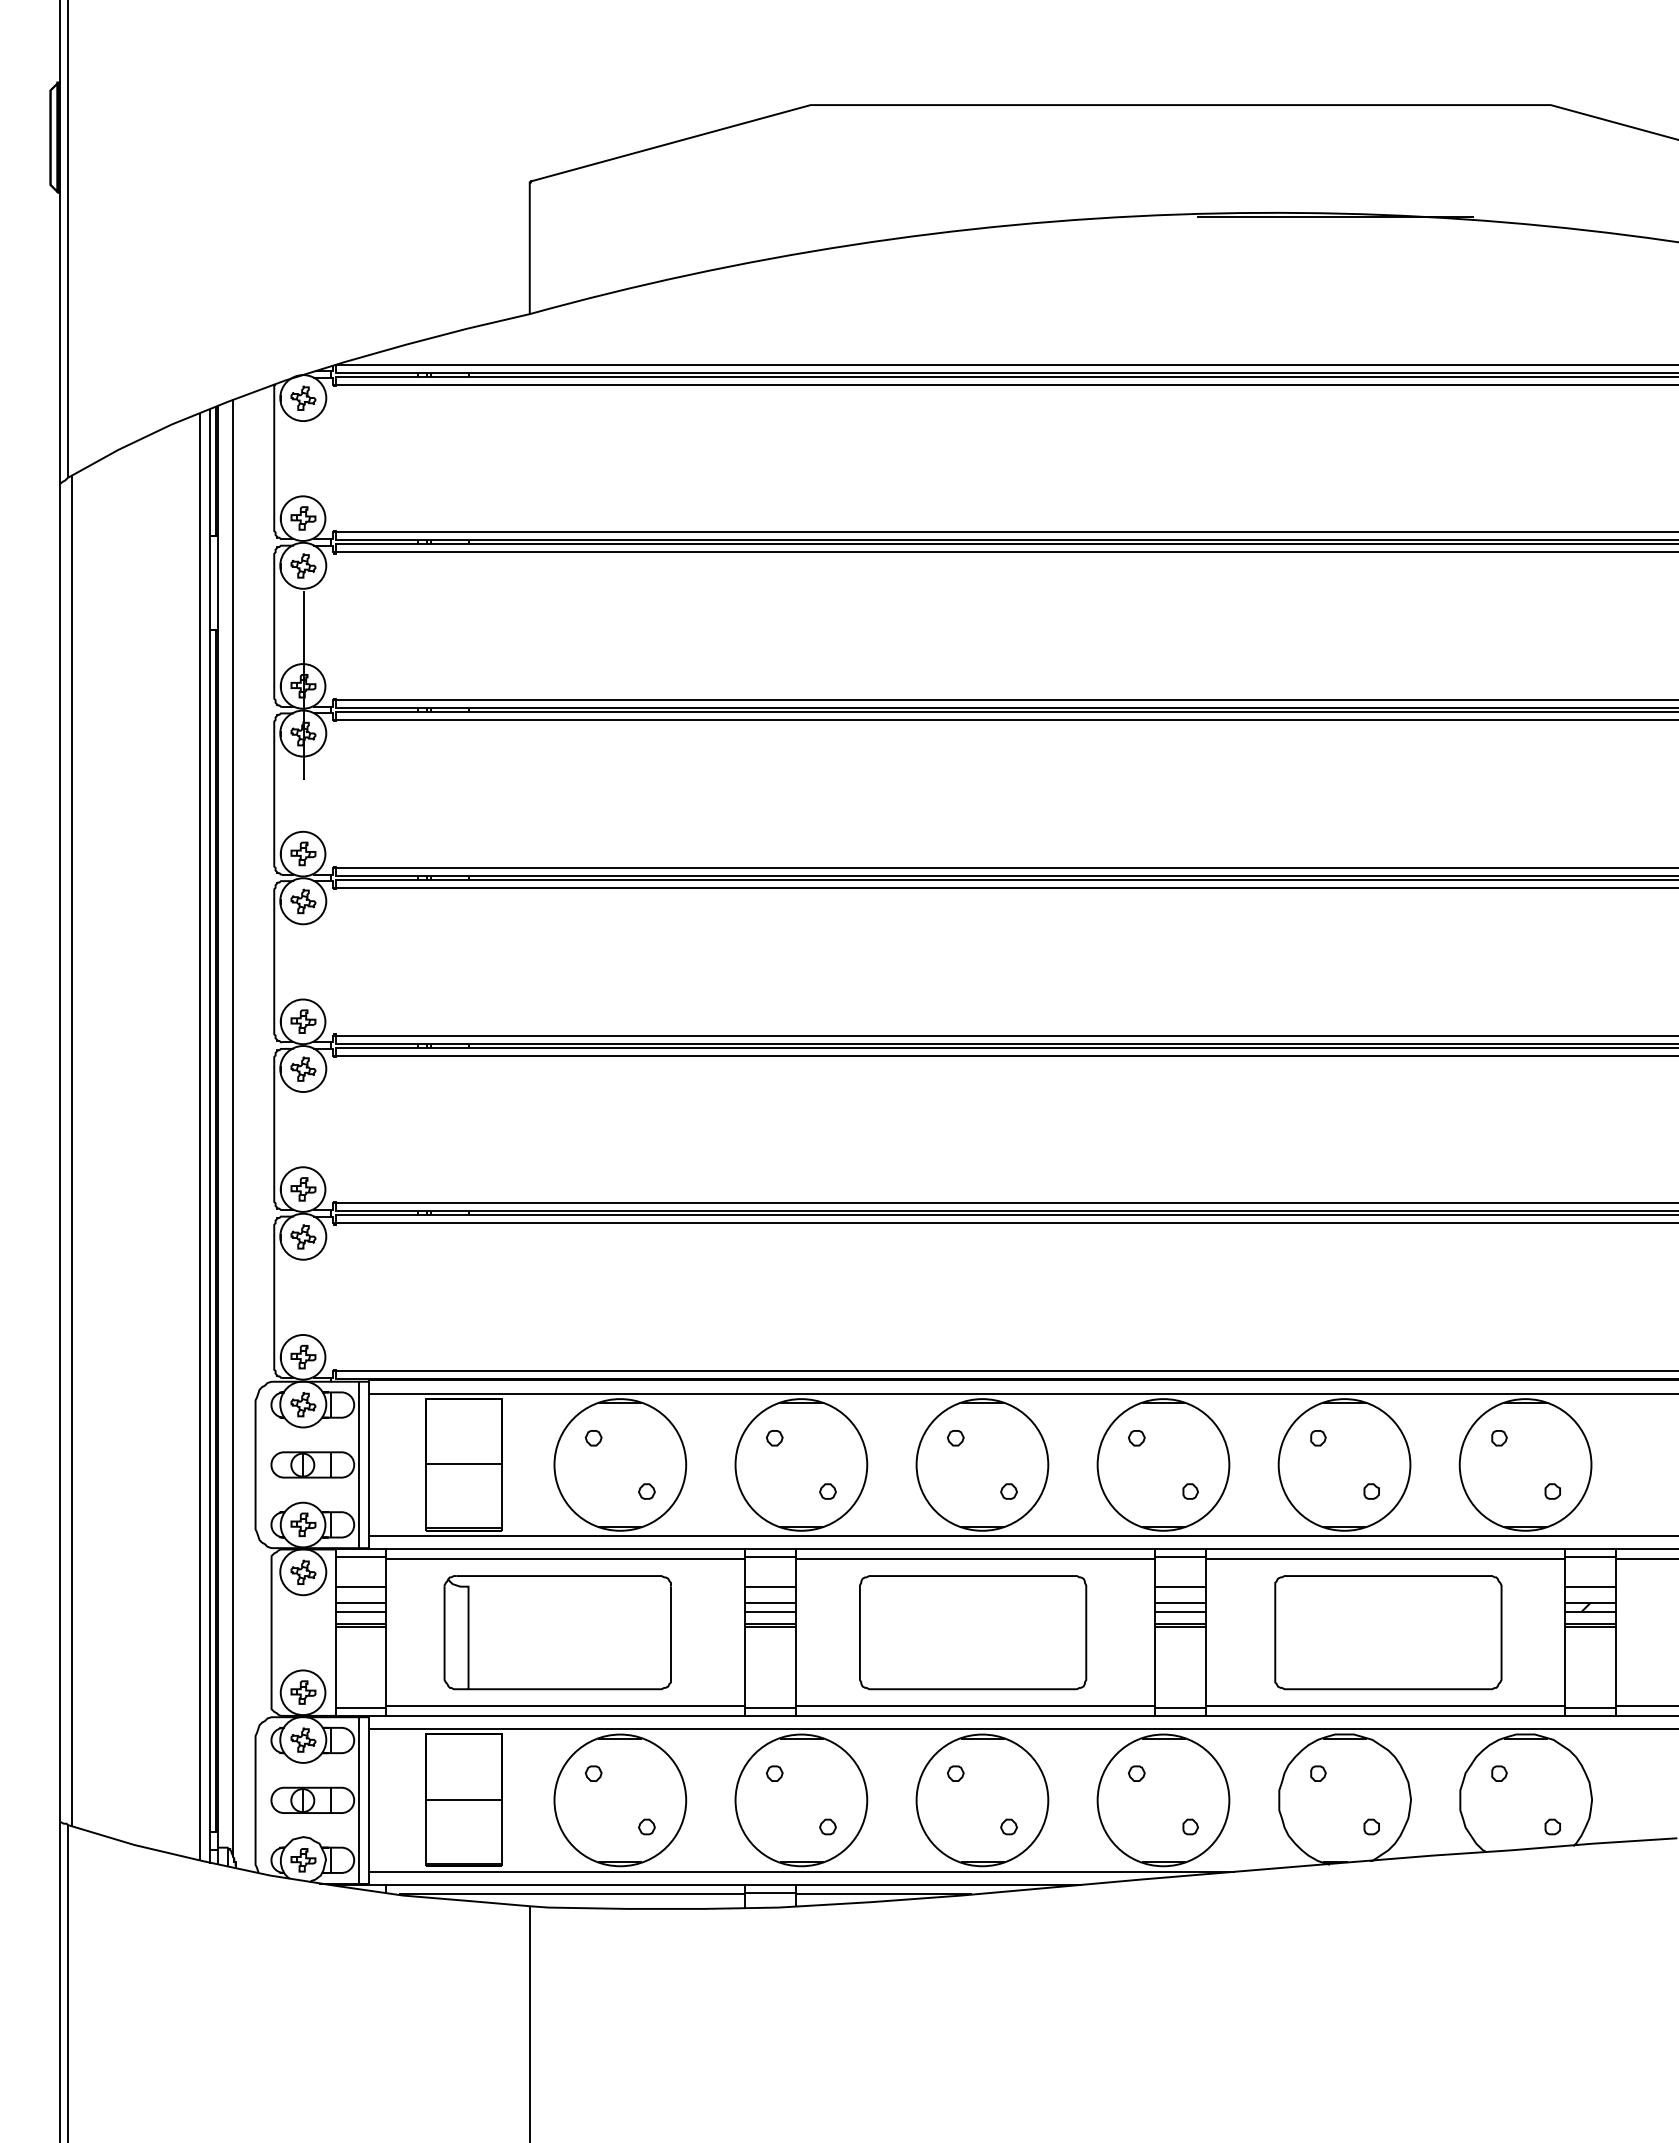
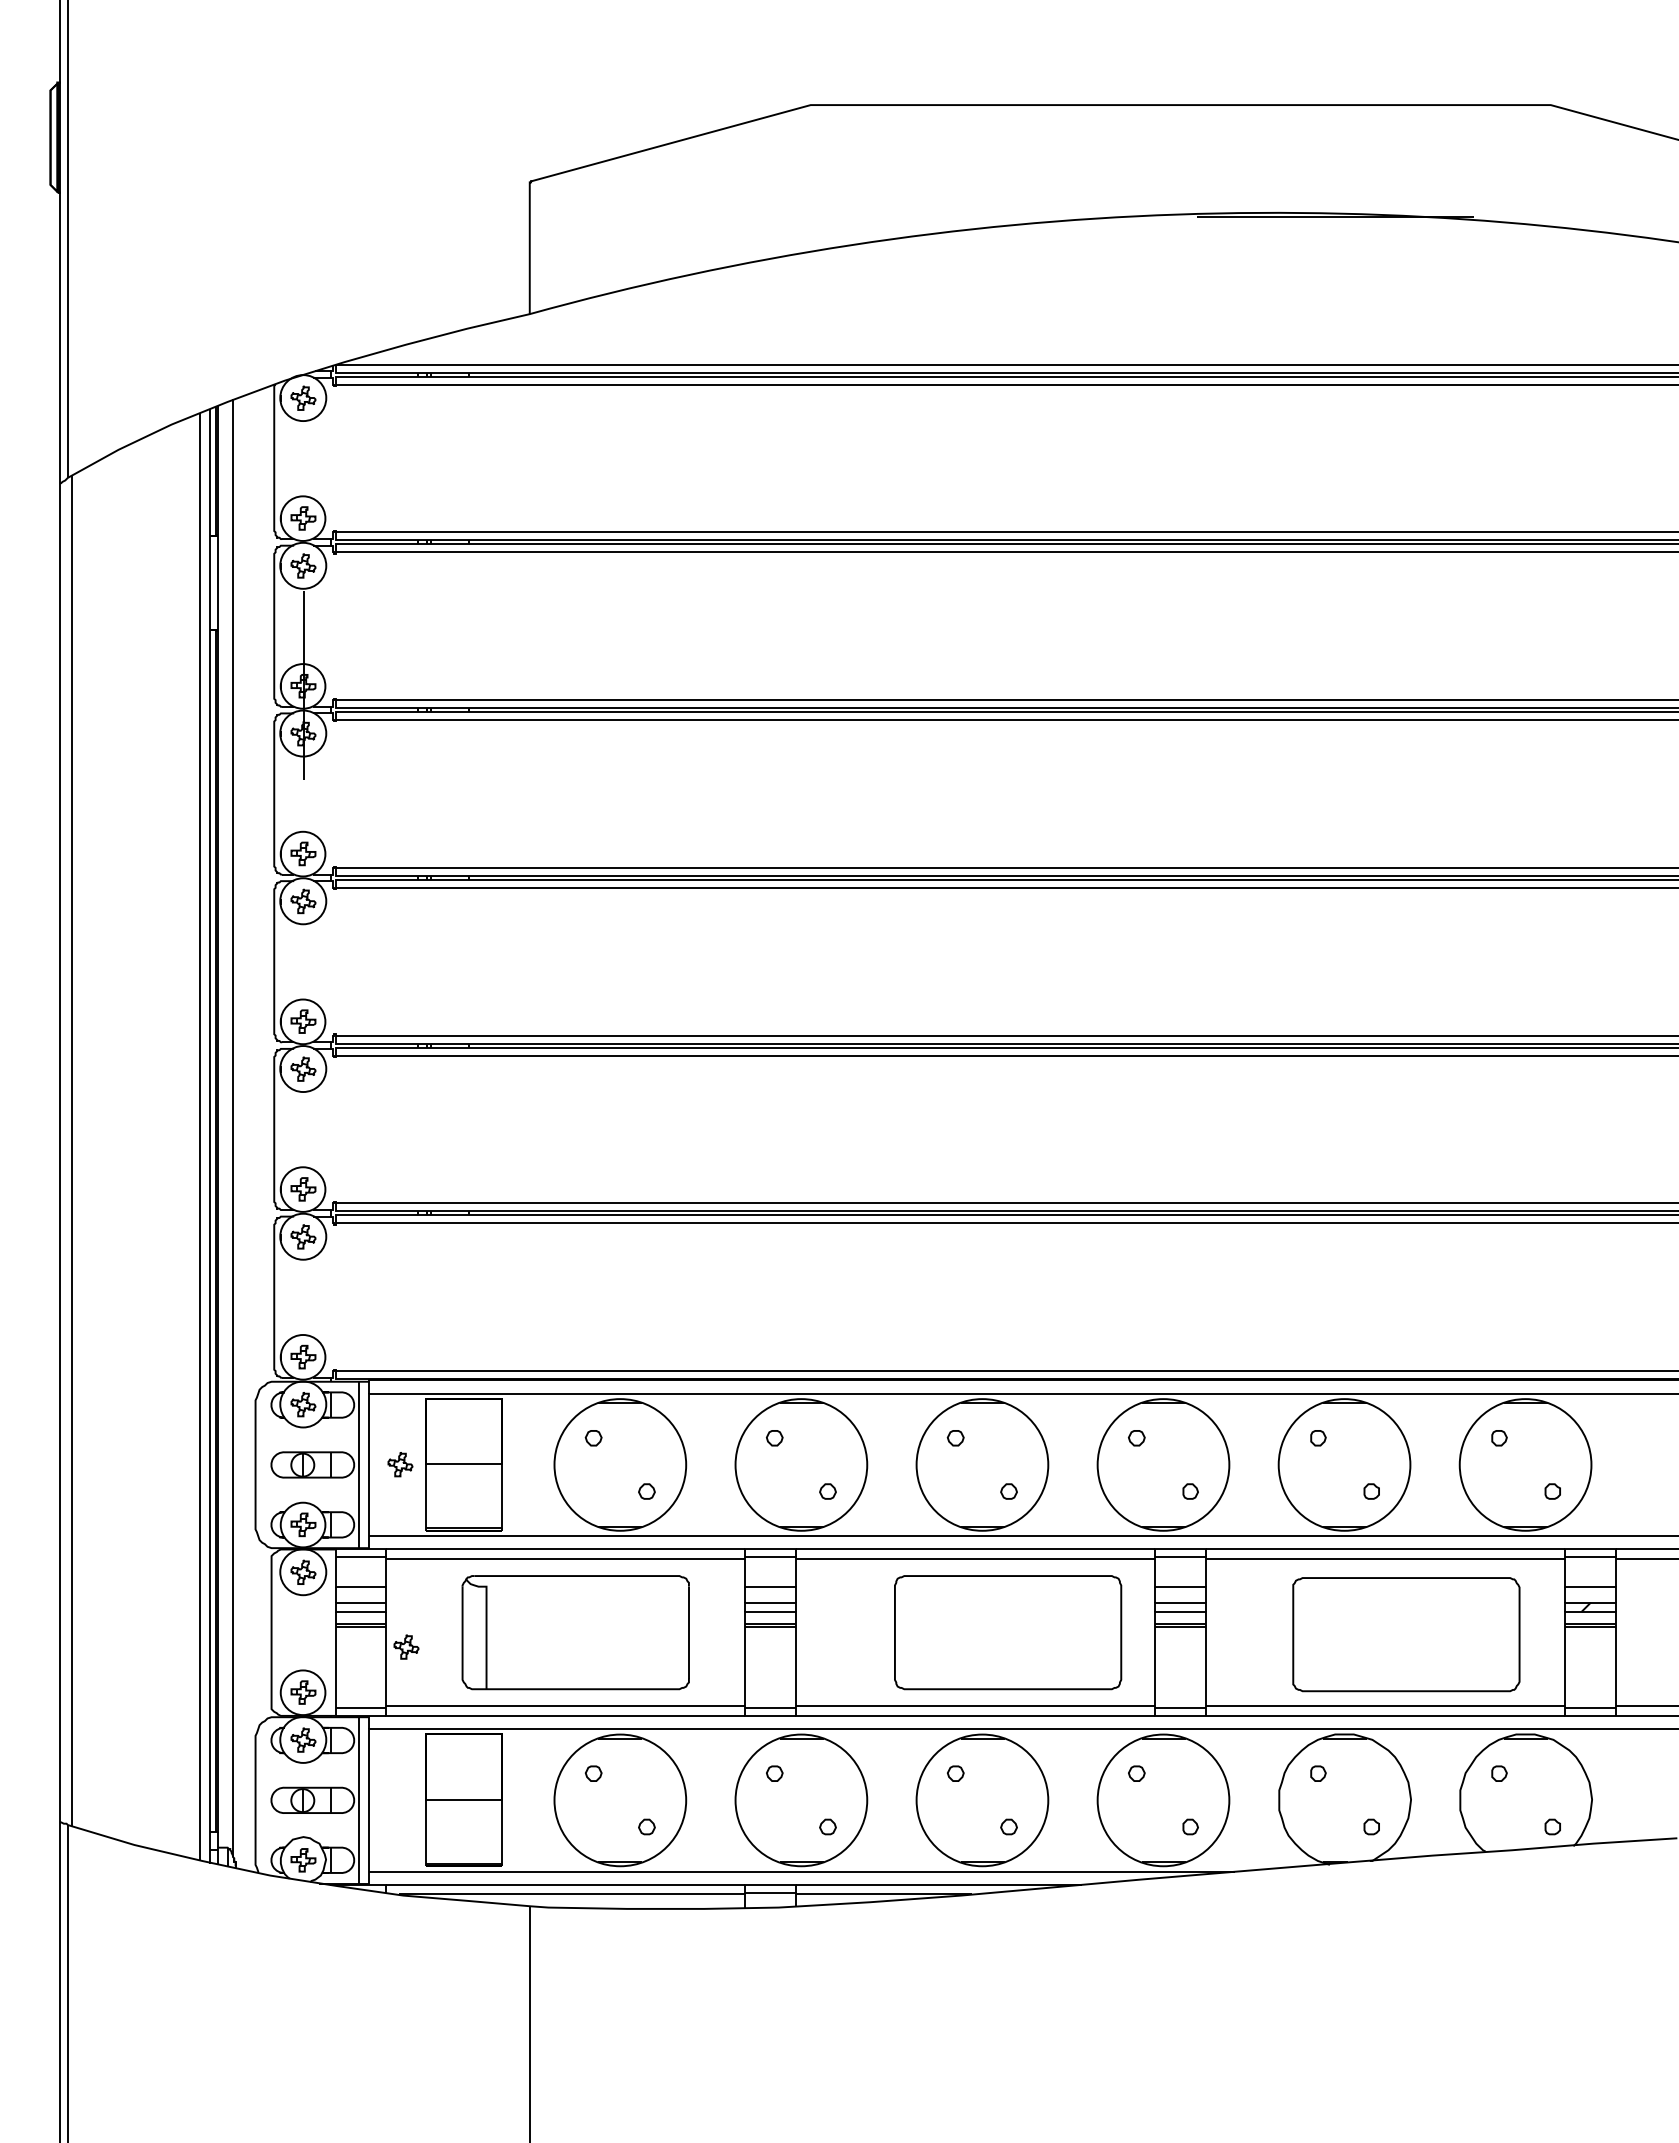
part: none -> present (400, 1464)
part position: (557, 1632) -> (575, 1632) (575, 1632)
part position: (973, 1632) -> (1008, 1632) (1008, 1632)
part position: (1388, 1632) -> (1406, 1634) (1406, 1634)
part: none -> present (406, 1646)
